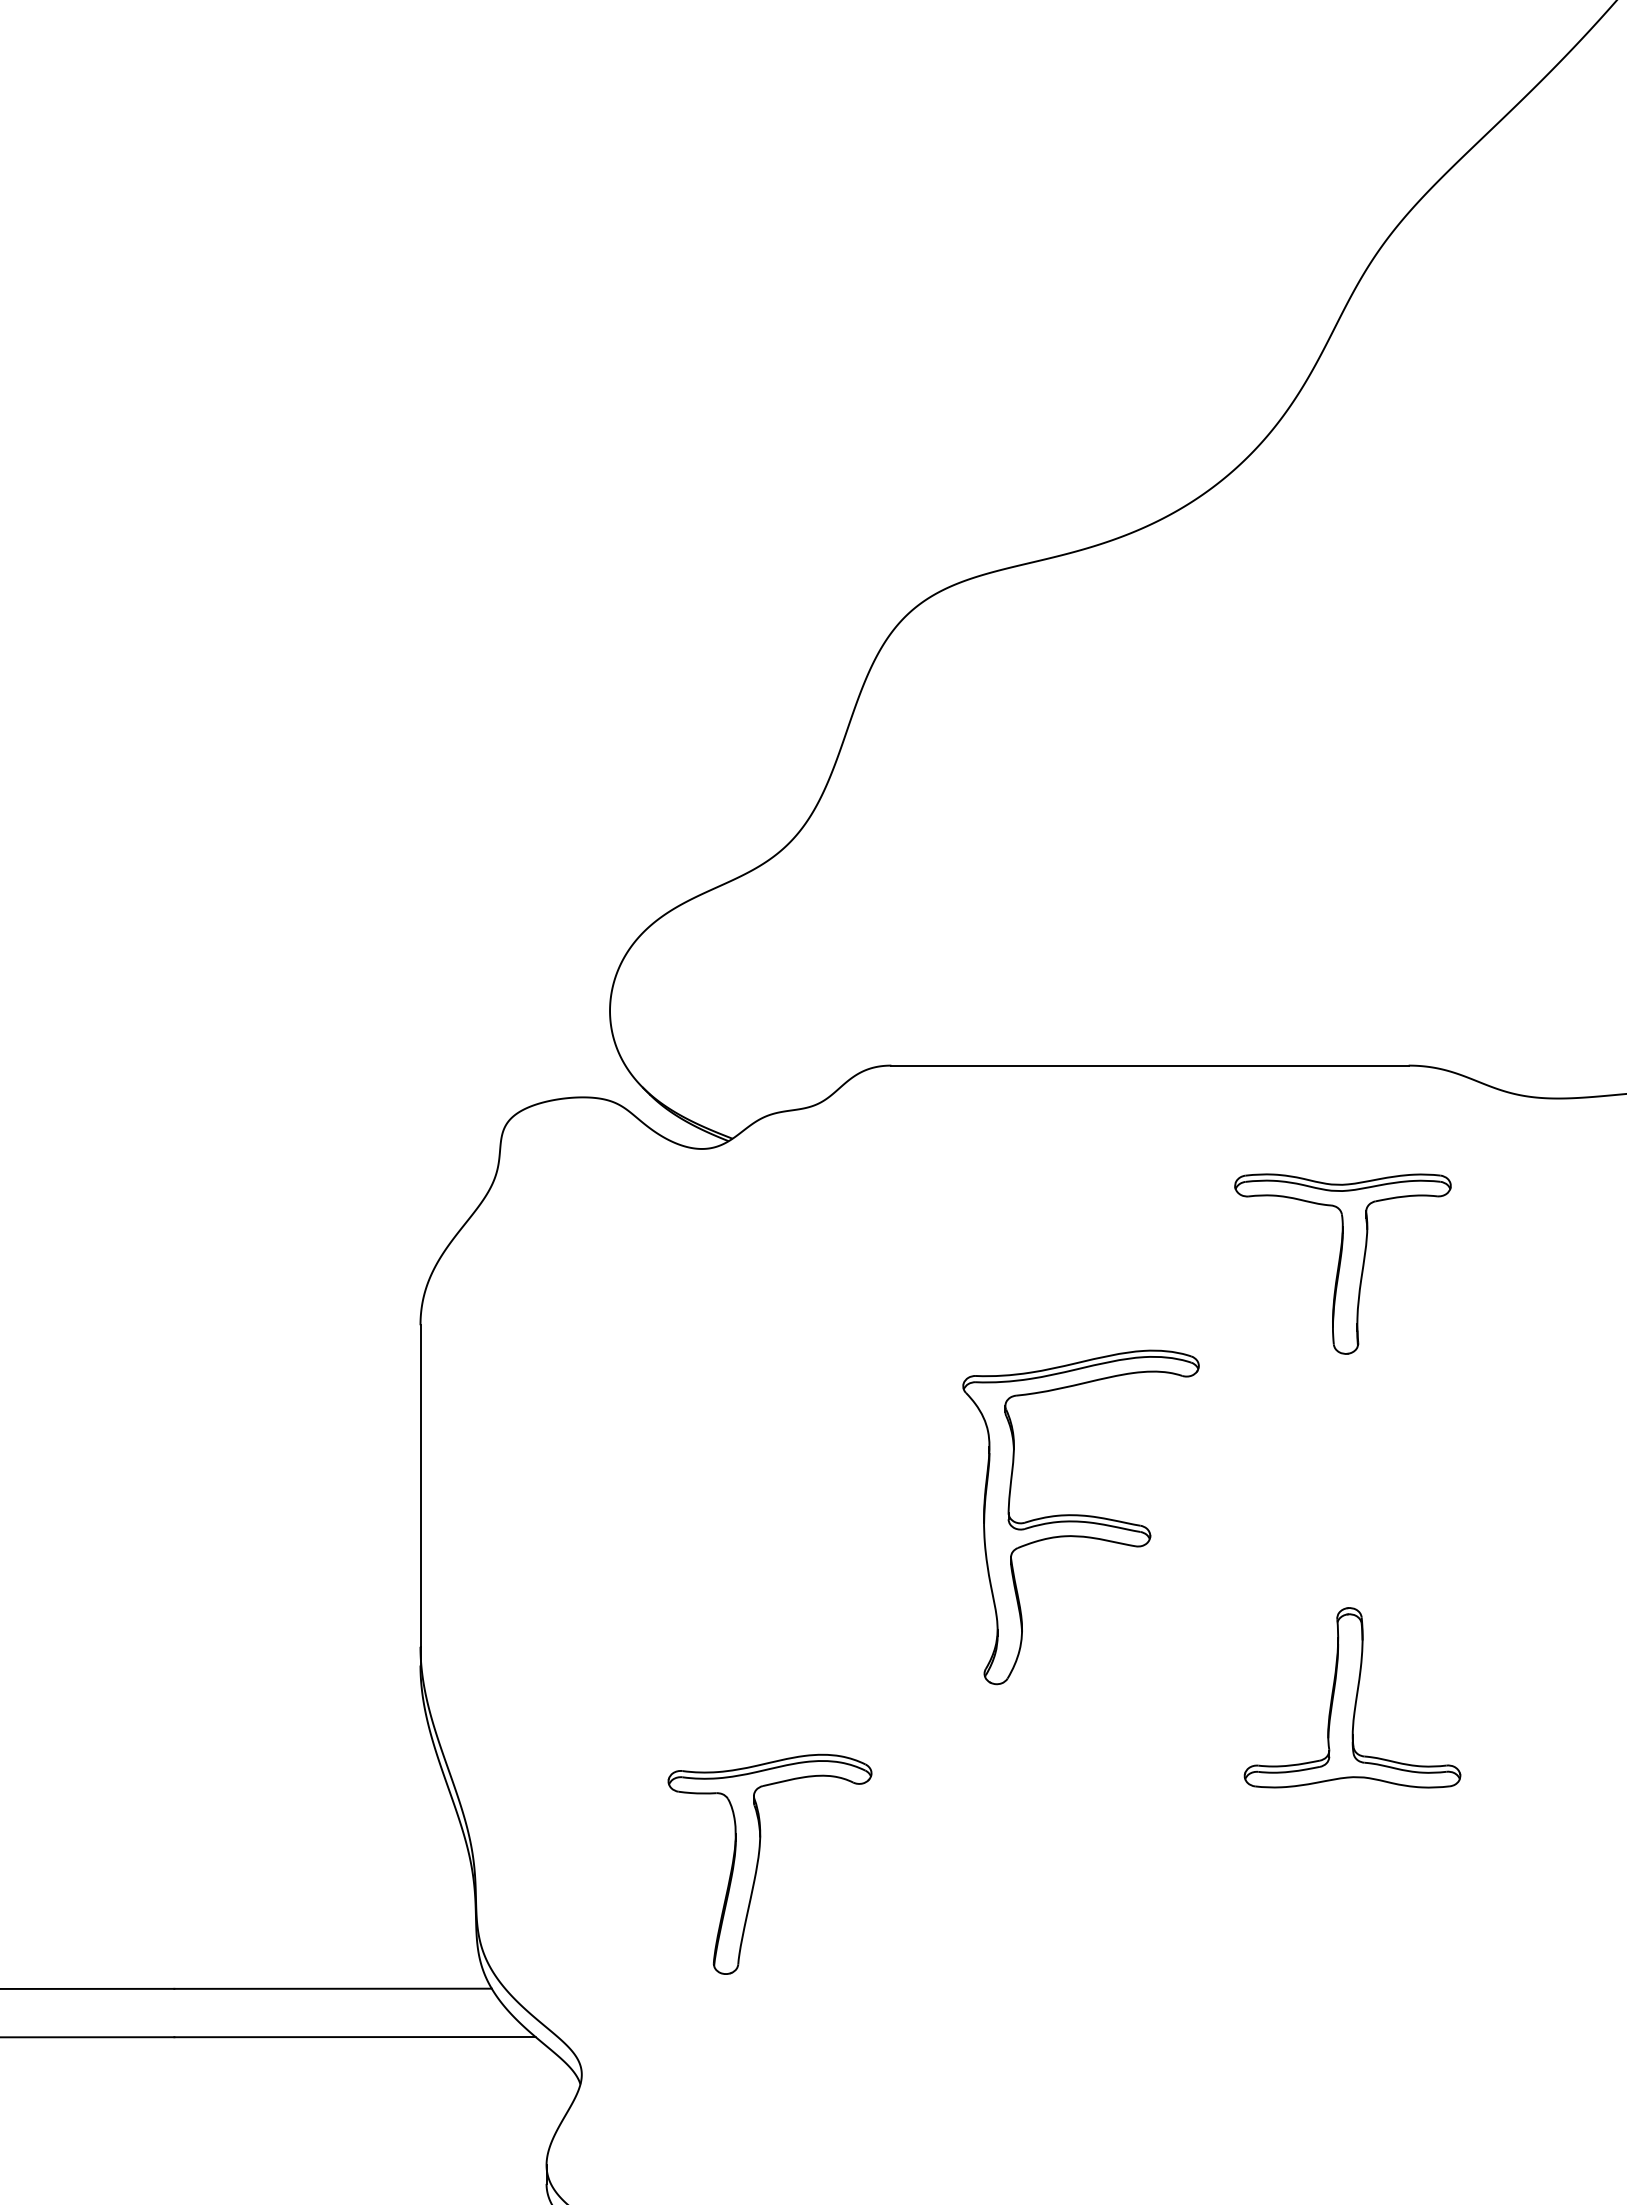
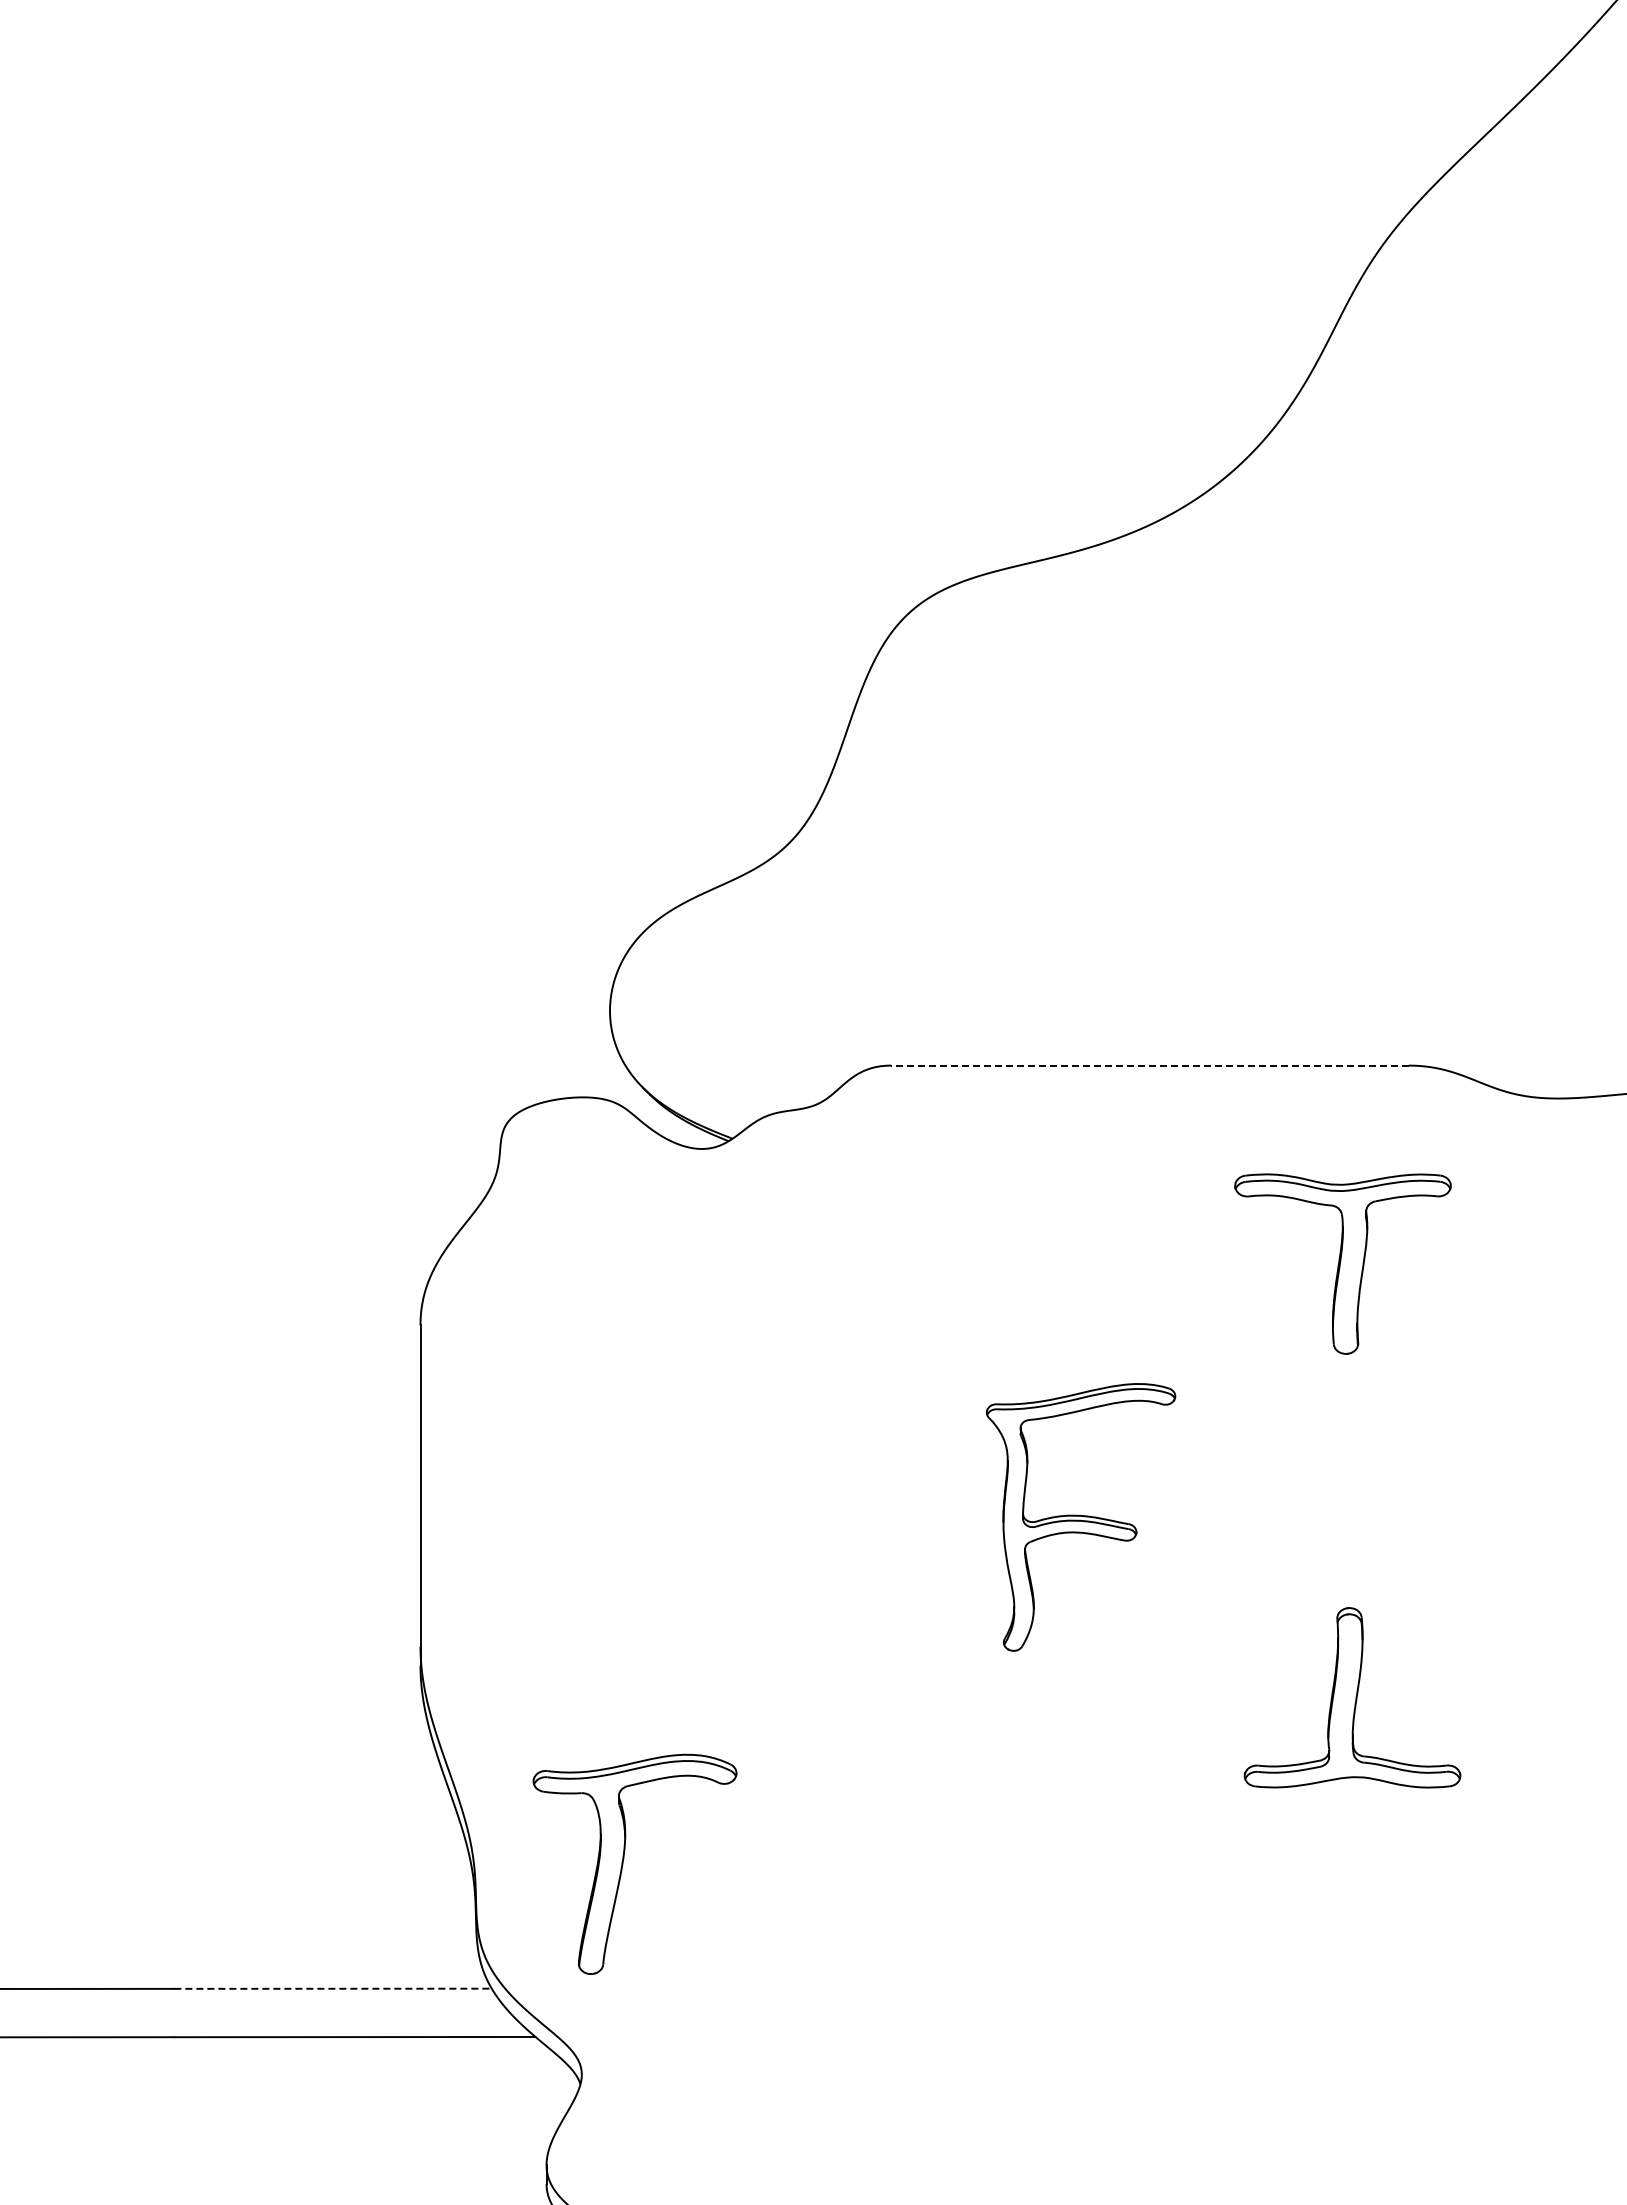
line: solid -> dashed (1150, 1065)
part size: 238x337 px -> 191x269 px (1081, 1517)
part position: (759, 1859) -> (624, 1859) (624, 1859)
line: solid -> dashed (333, 1988)
